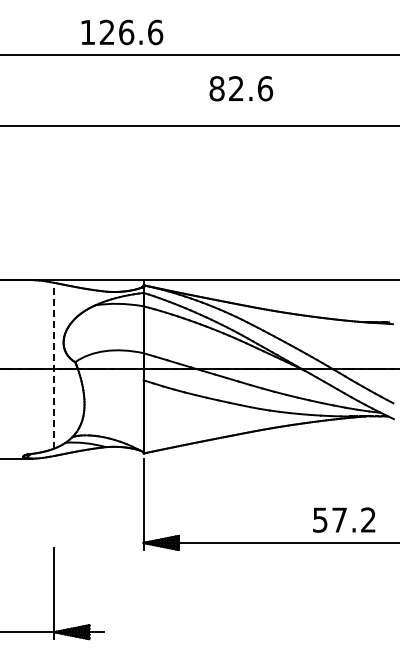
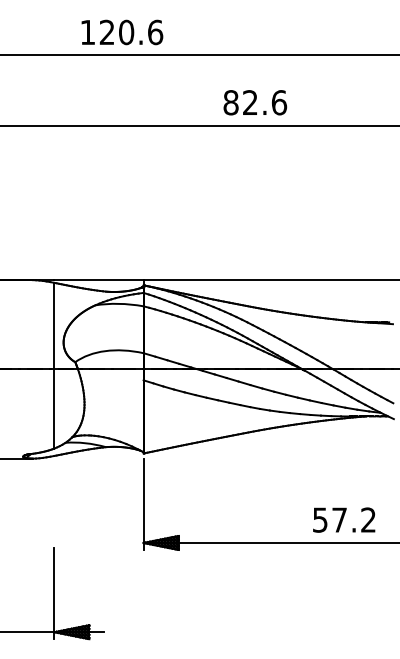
text: 126.6 -> 120.6 (126, 31)
text position: (241, 88) -> (255, 102) (255, 102)
line: dashed -> solid (54, 365)
